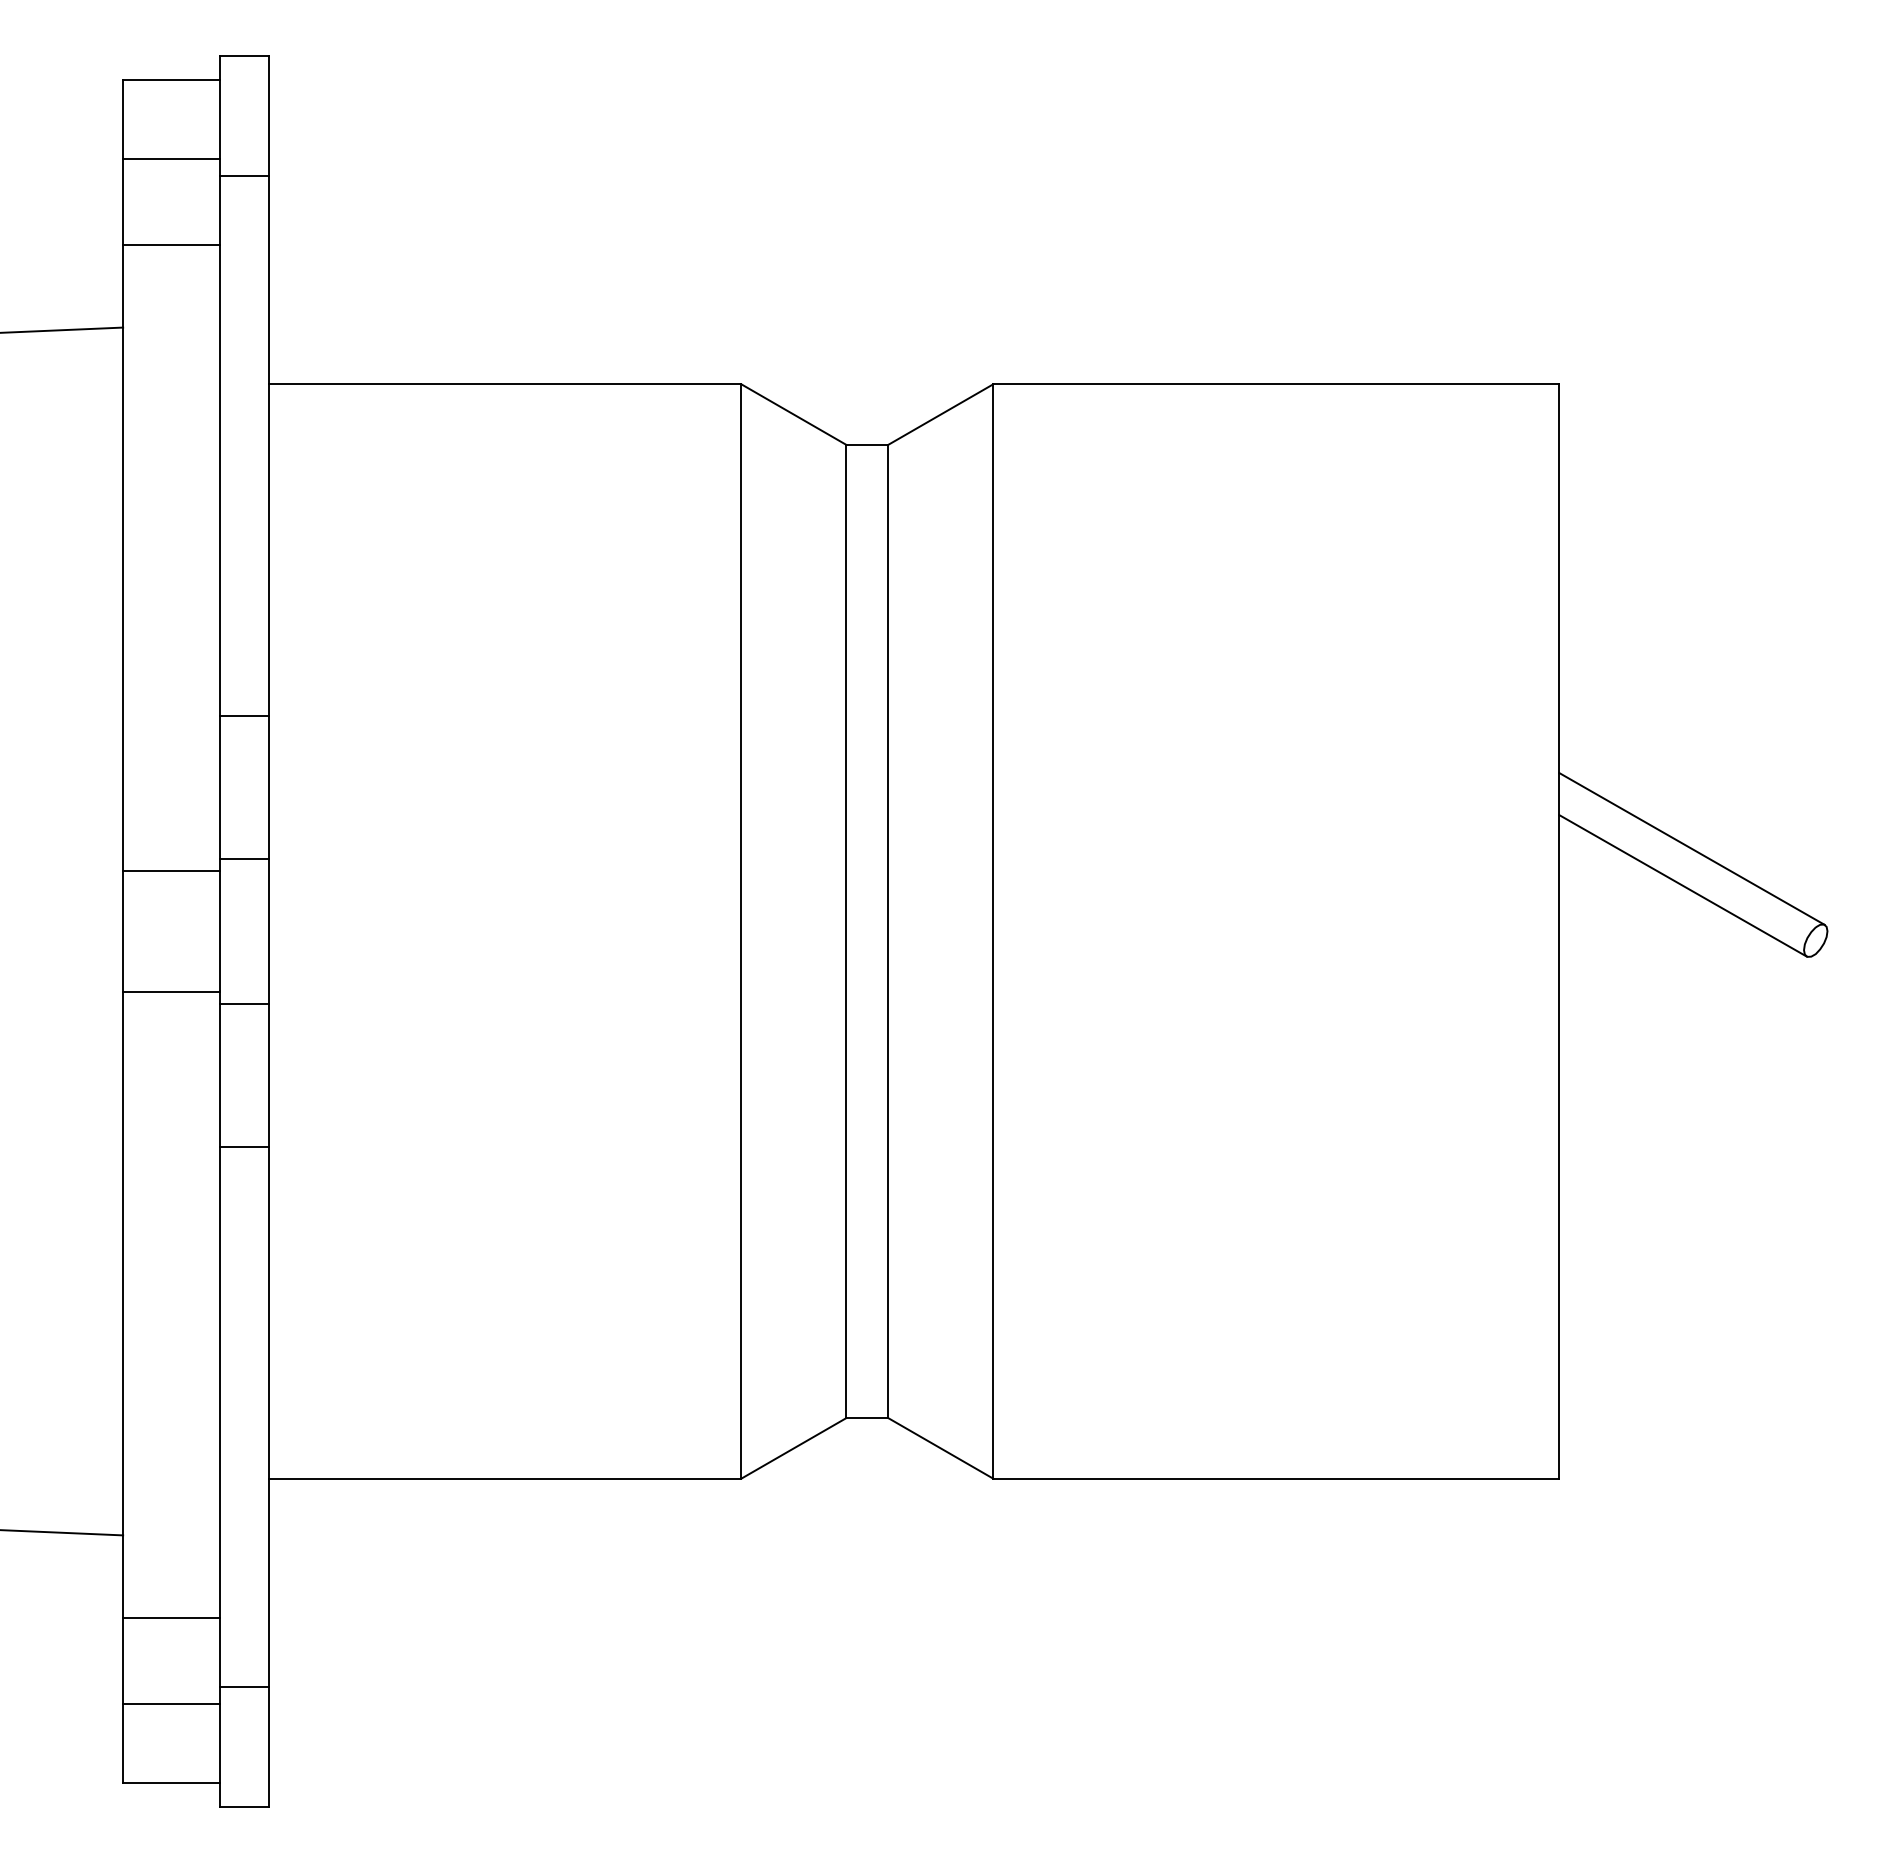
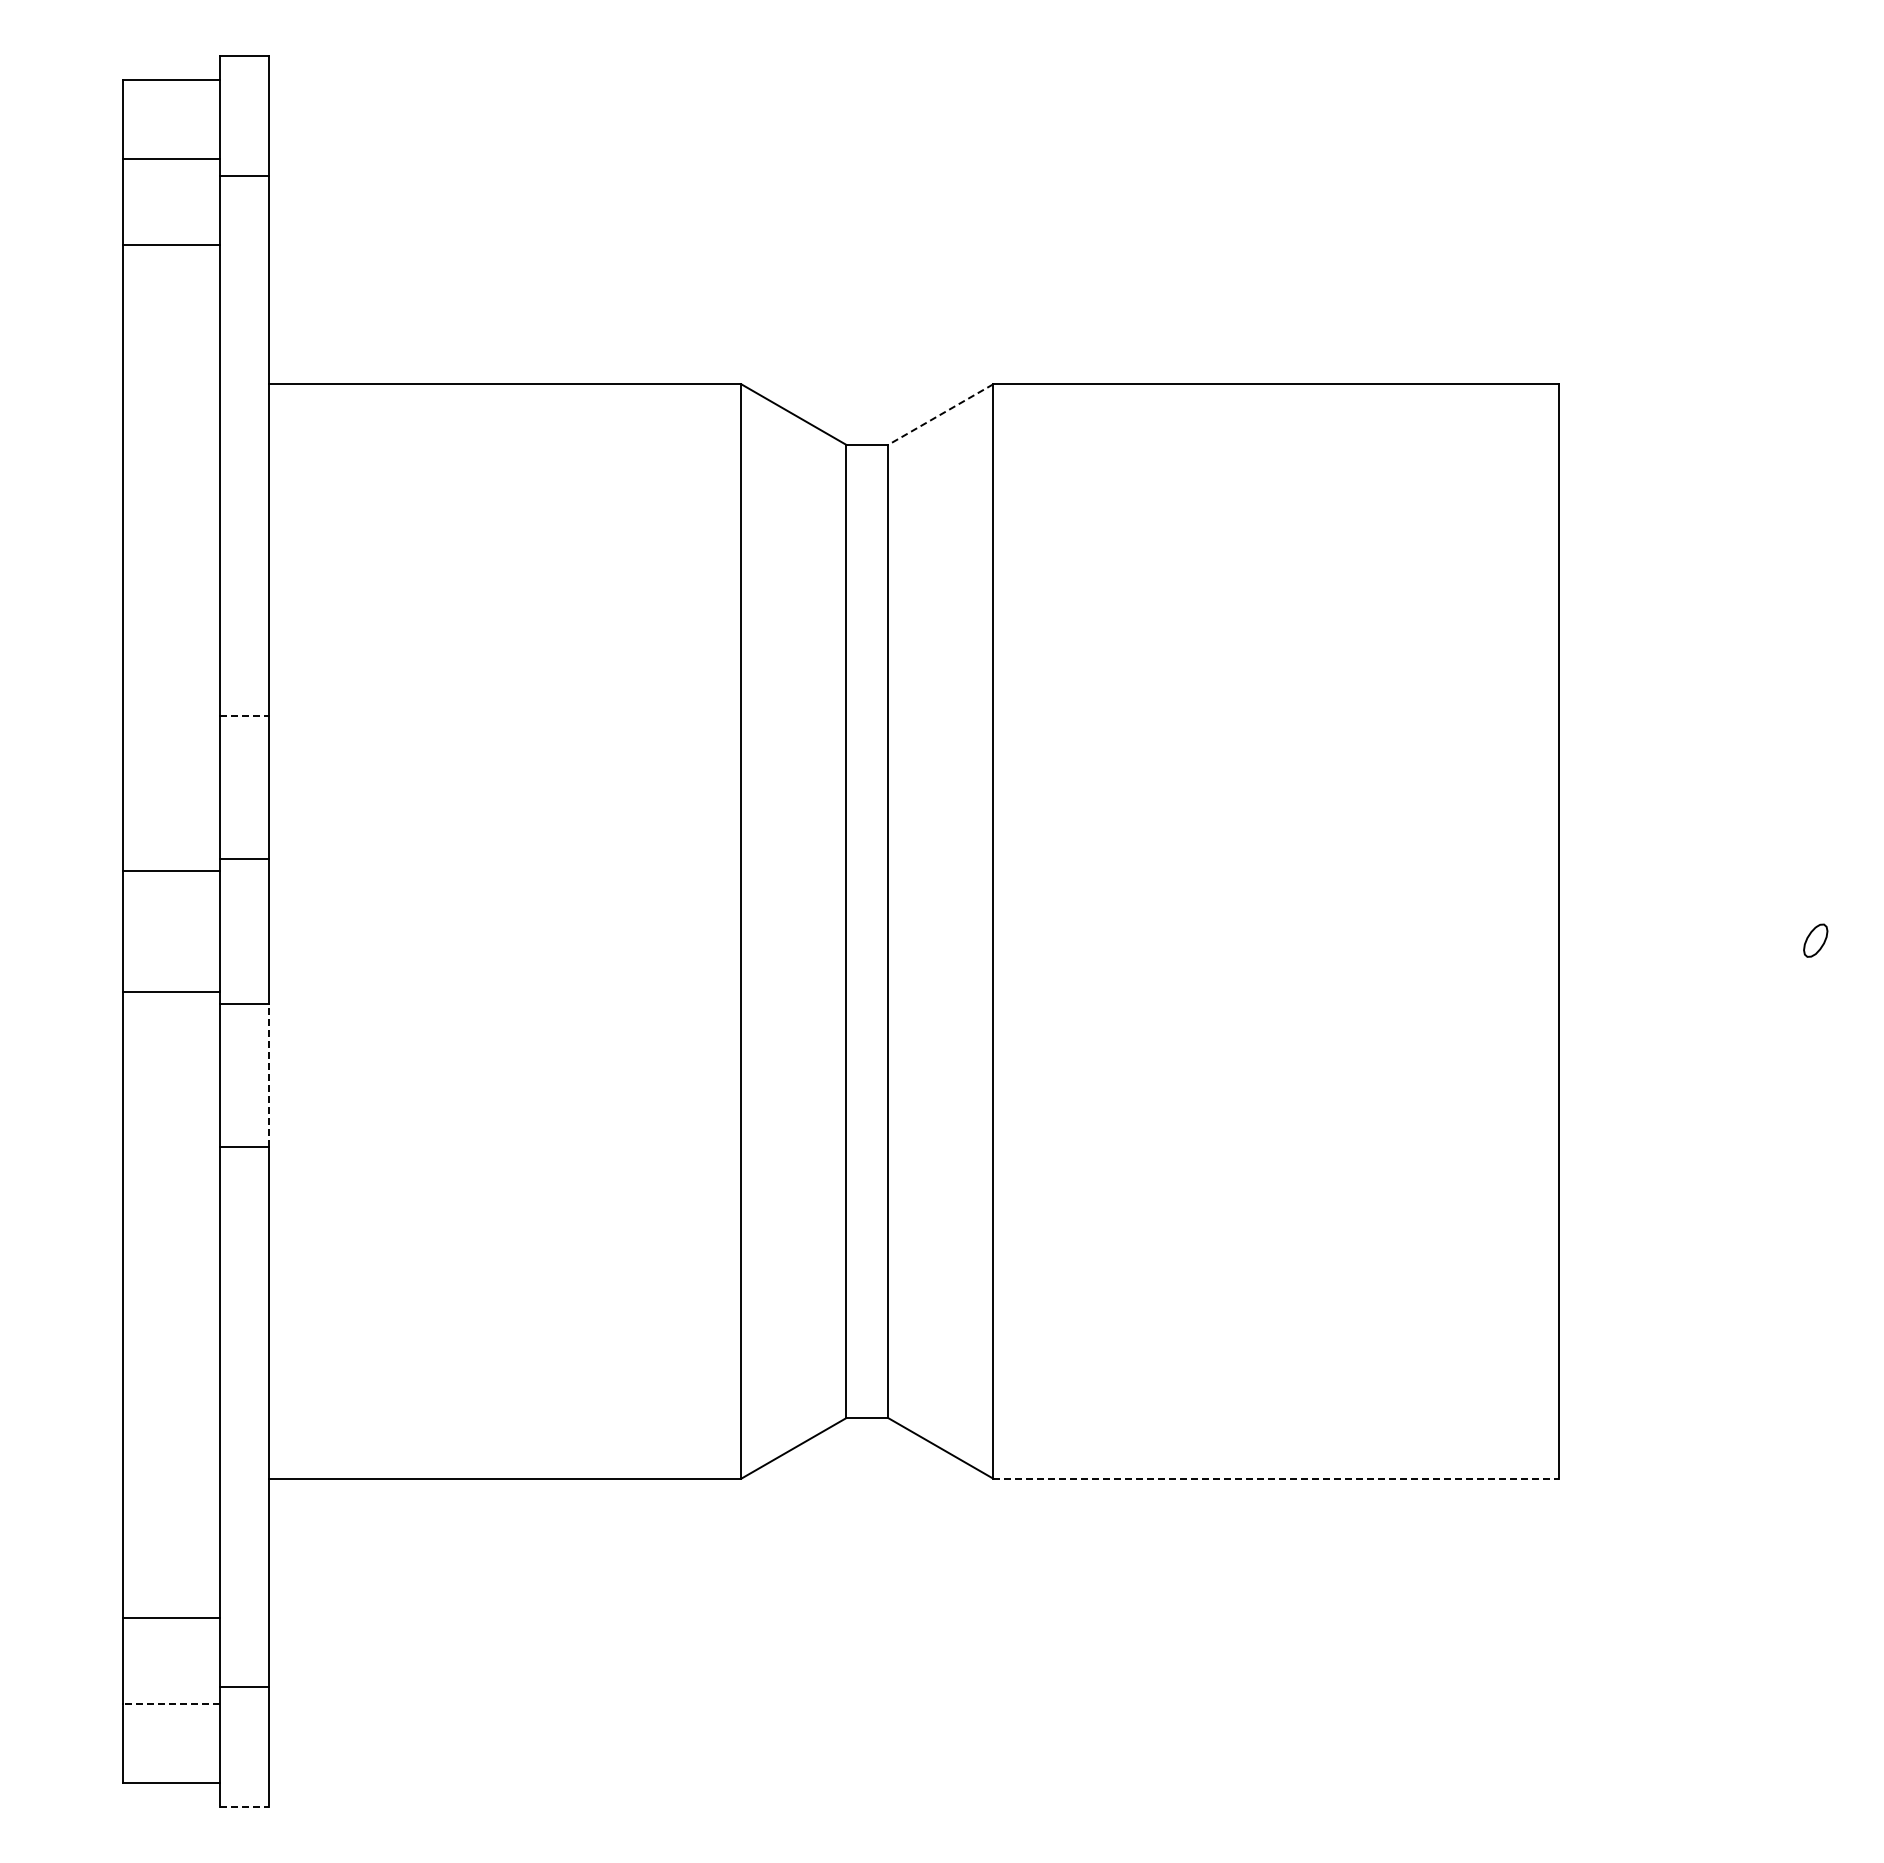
line: present -> none (62, 329)
line: solid -> dashed (940, 414)
line: solid -> dashed (245, 715)
line: present -> none (1691, 848)
line: present -> none (1682, 885)
line: solid -> dashed (269, 1075)
line: solid -> dashed (1276, 1478)
line: present -> none (62, 1532)
line: solid -> dashed (171, 1704)
line: solid -> dashed (245, 1807)
